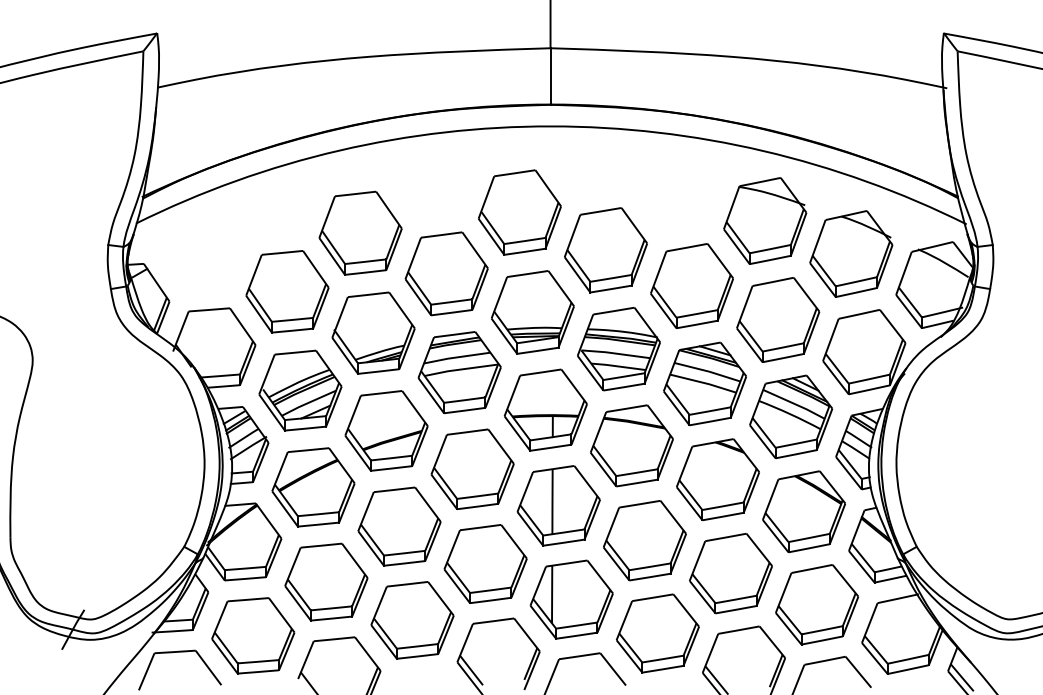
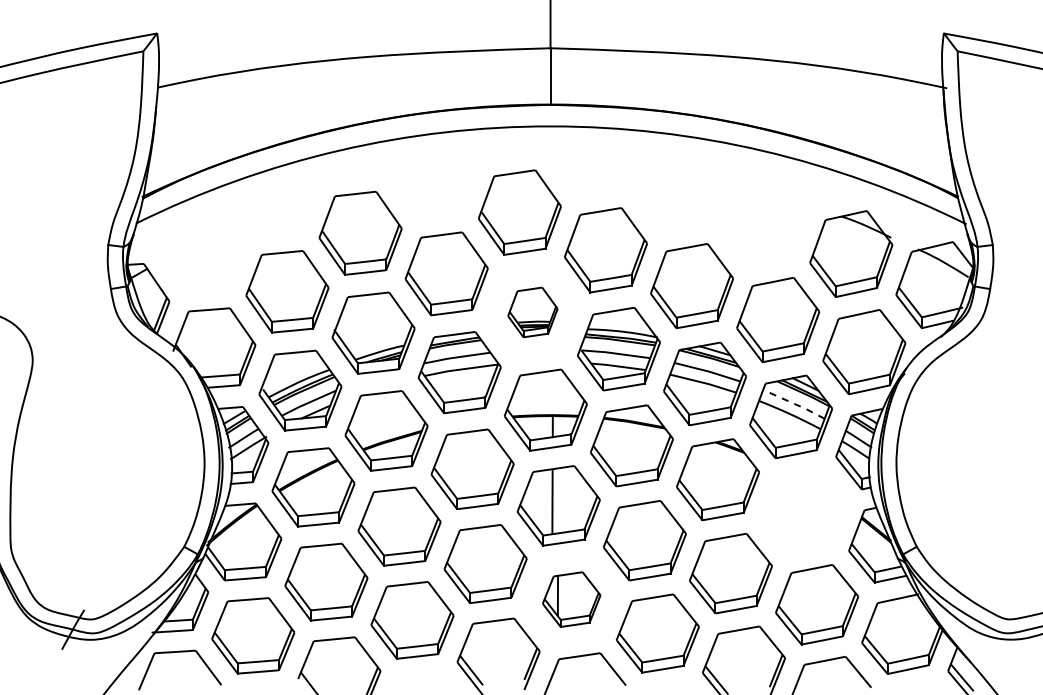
part: present -> none (765, 220)
part size: 84x85 px -> 52x53 px (532, 312)
line: solid -> dashed (795, 404)
part: present -> none (803, 511)
part size: 85x81 px -> 60x57 px (571, 599)
